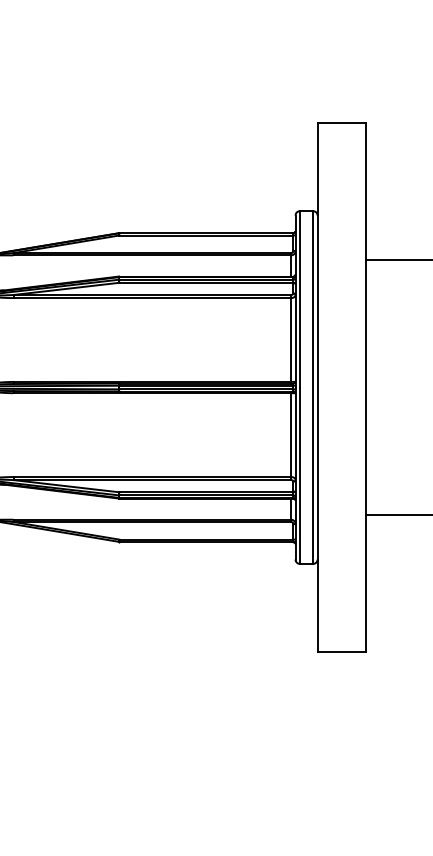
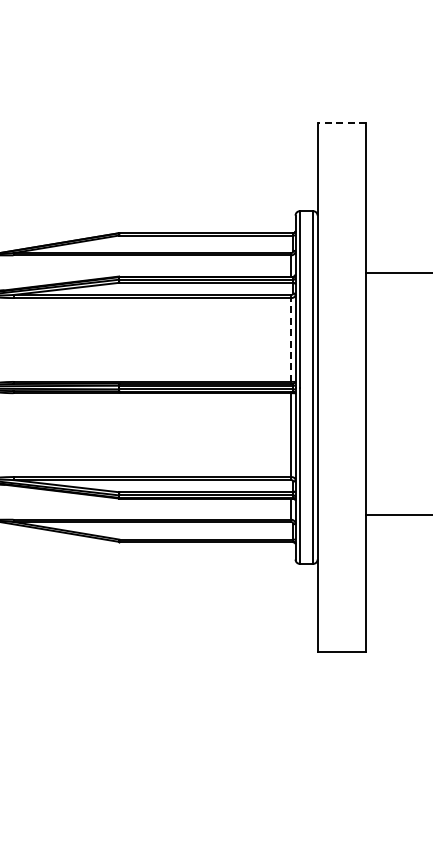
line: solid -> dashed (341, 122)
line position: (397, 259) -> (397, 272) (397, 272)
line: solid -> dashed (291, 339)
